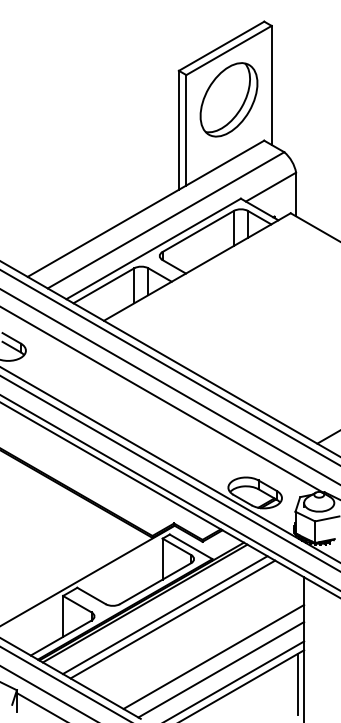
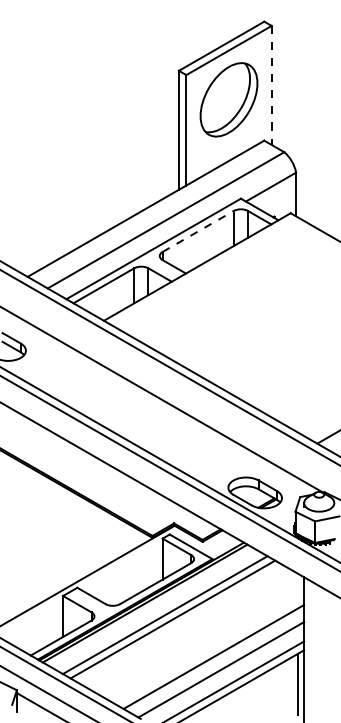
line: solid -> dashed (271, 85)
line: solid -> dashed (198, 231)
line: present -> none (169, 386)
line: present -> none (169, 492)
